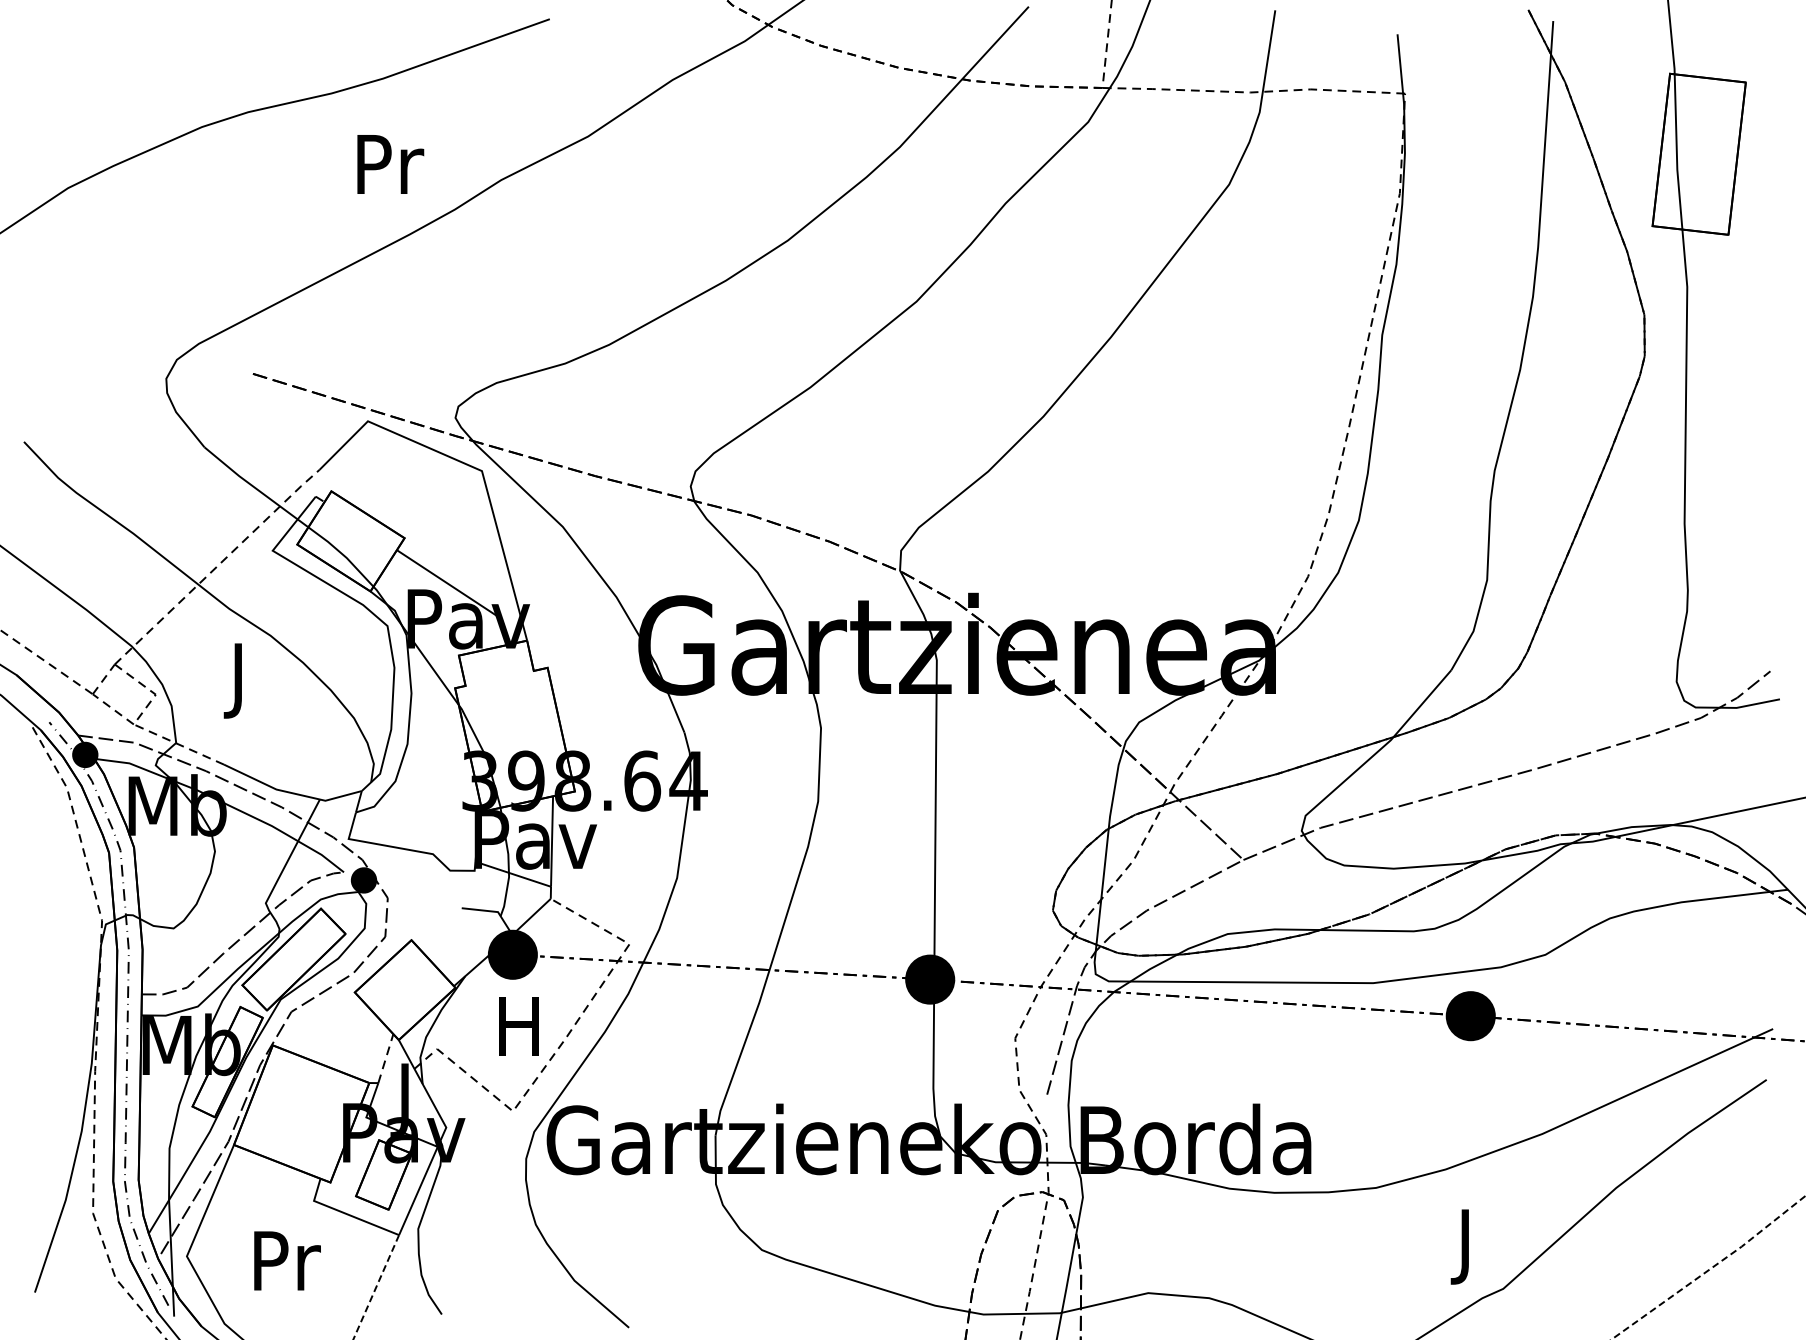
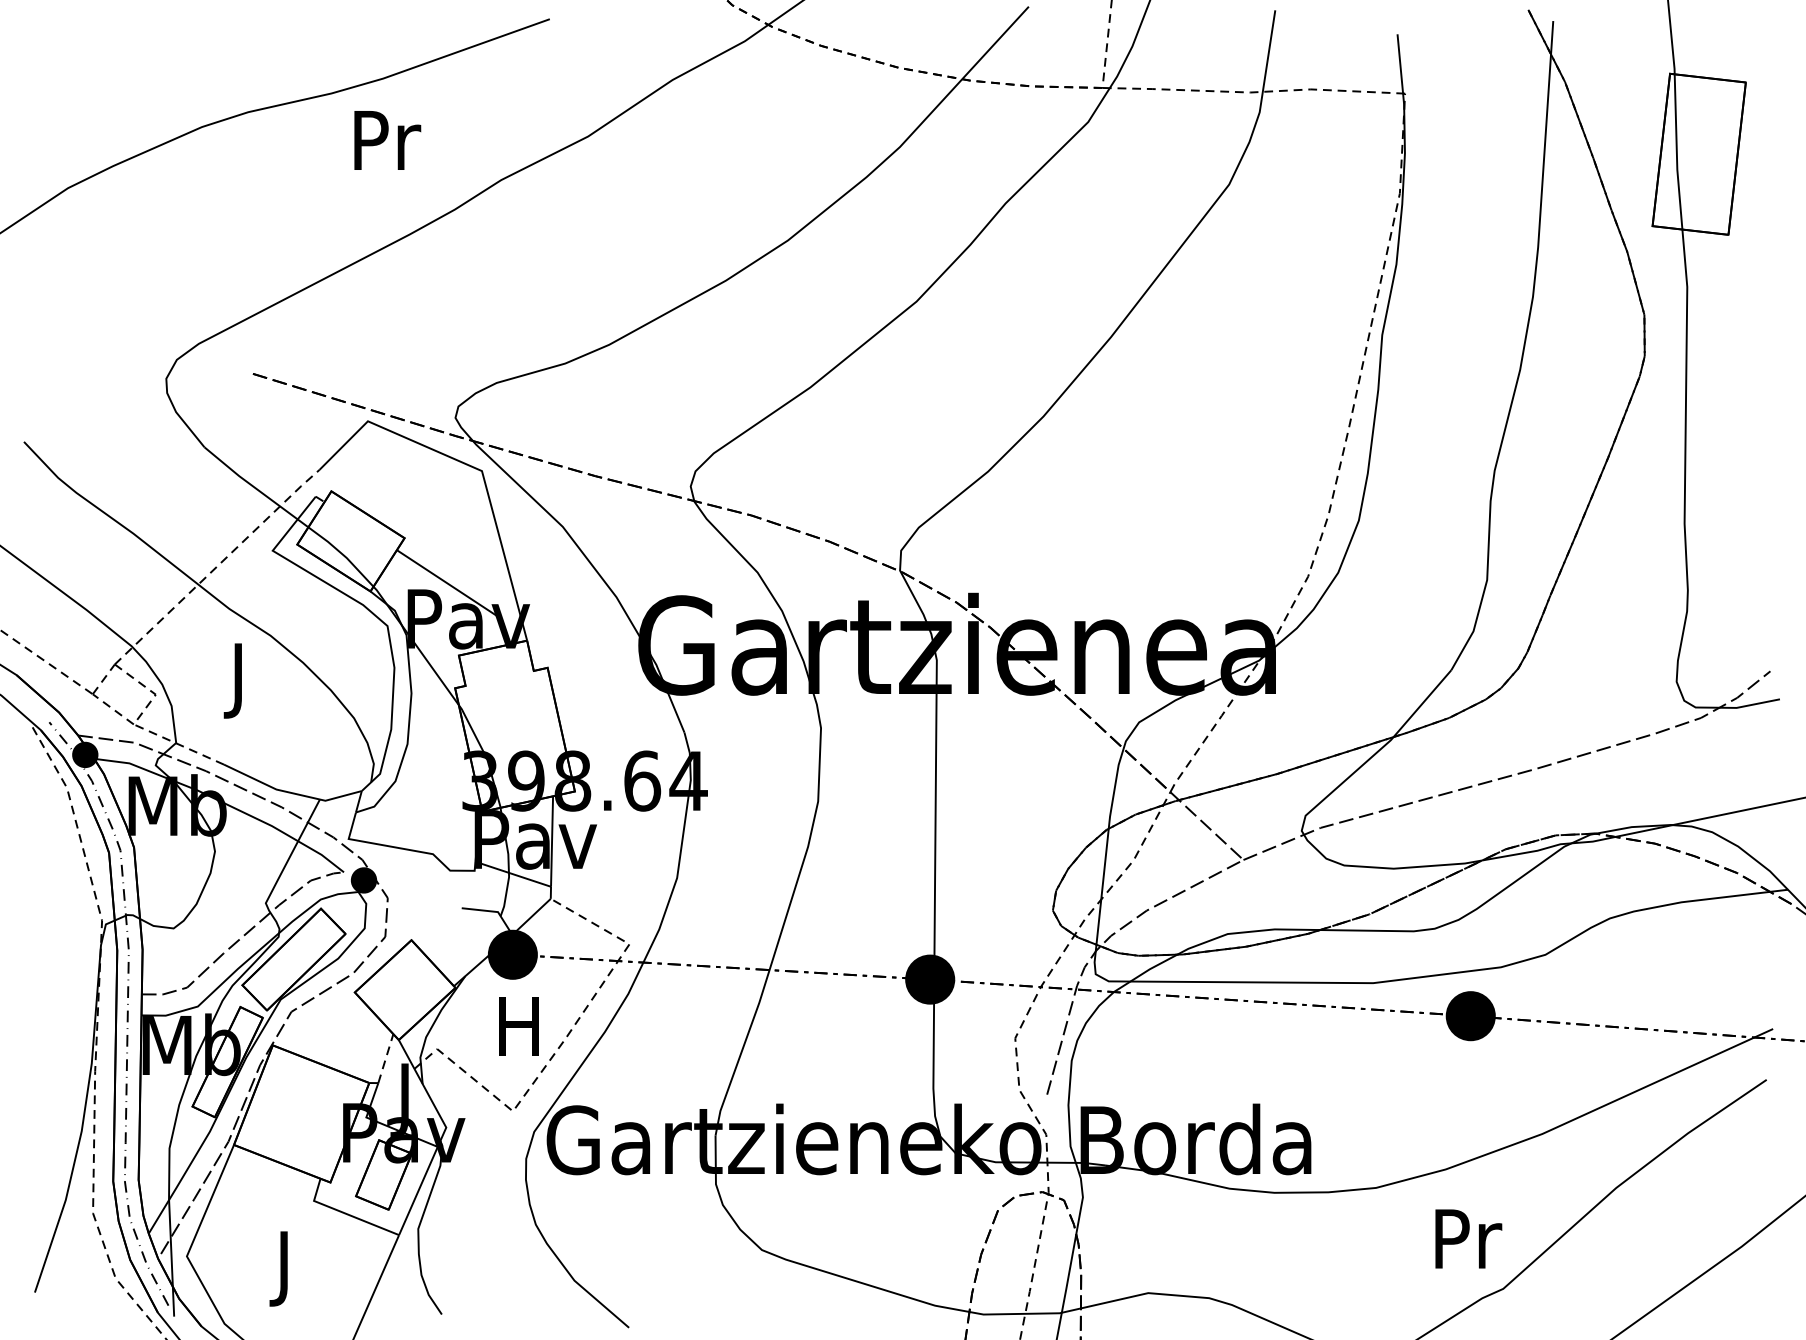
text position: (390, 164) -> (387, 140) (387, 140)
text: J -> Pr (1468, 1246)
text: Pr -> J (287, 1268)
line: dashed -> solid (1710, 1268)
line: dashed -> solid (376, 1287)
